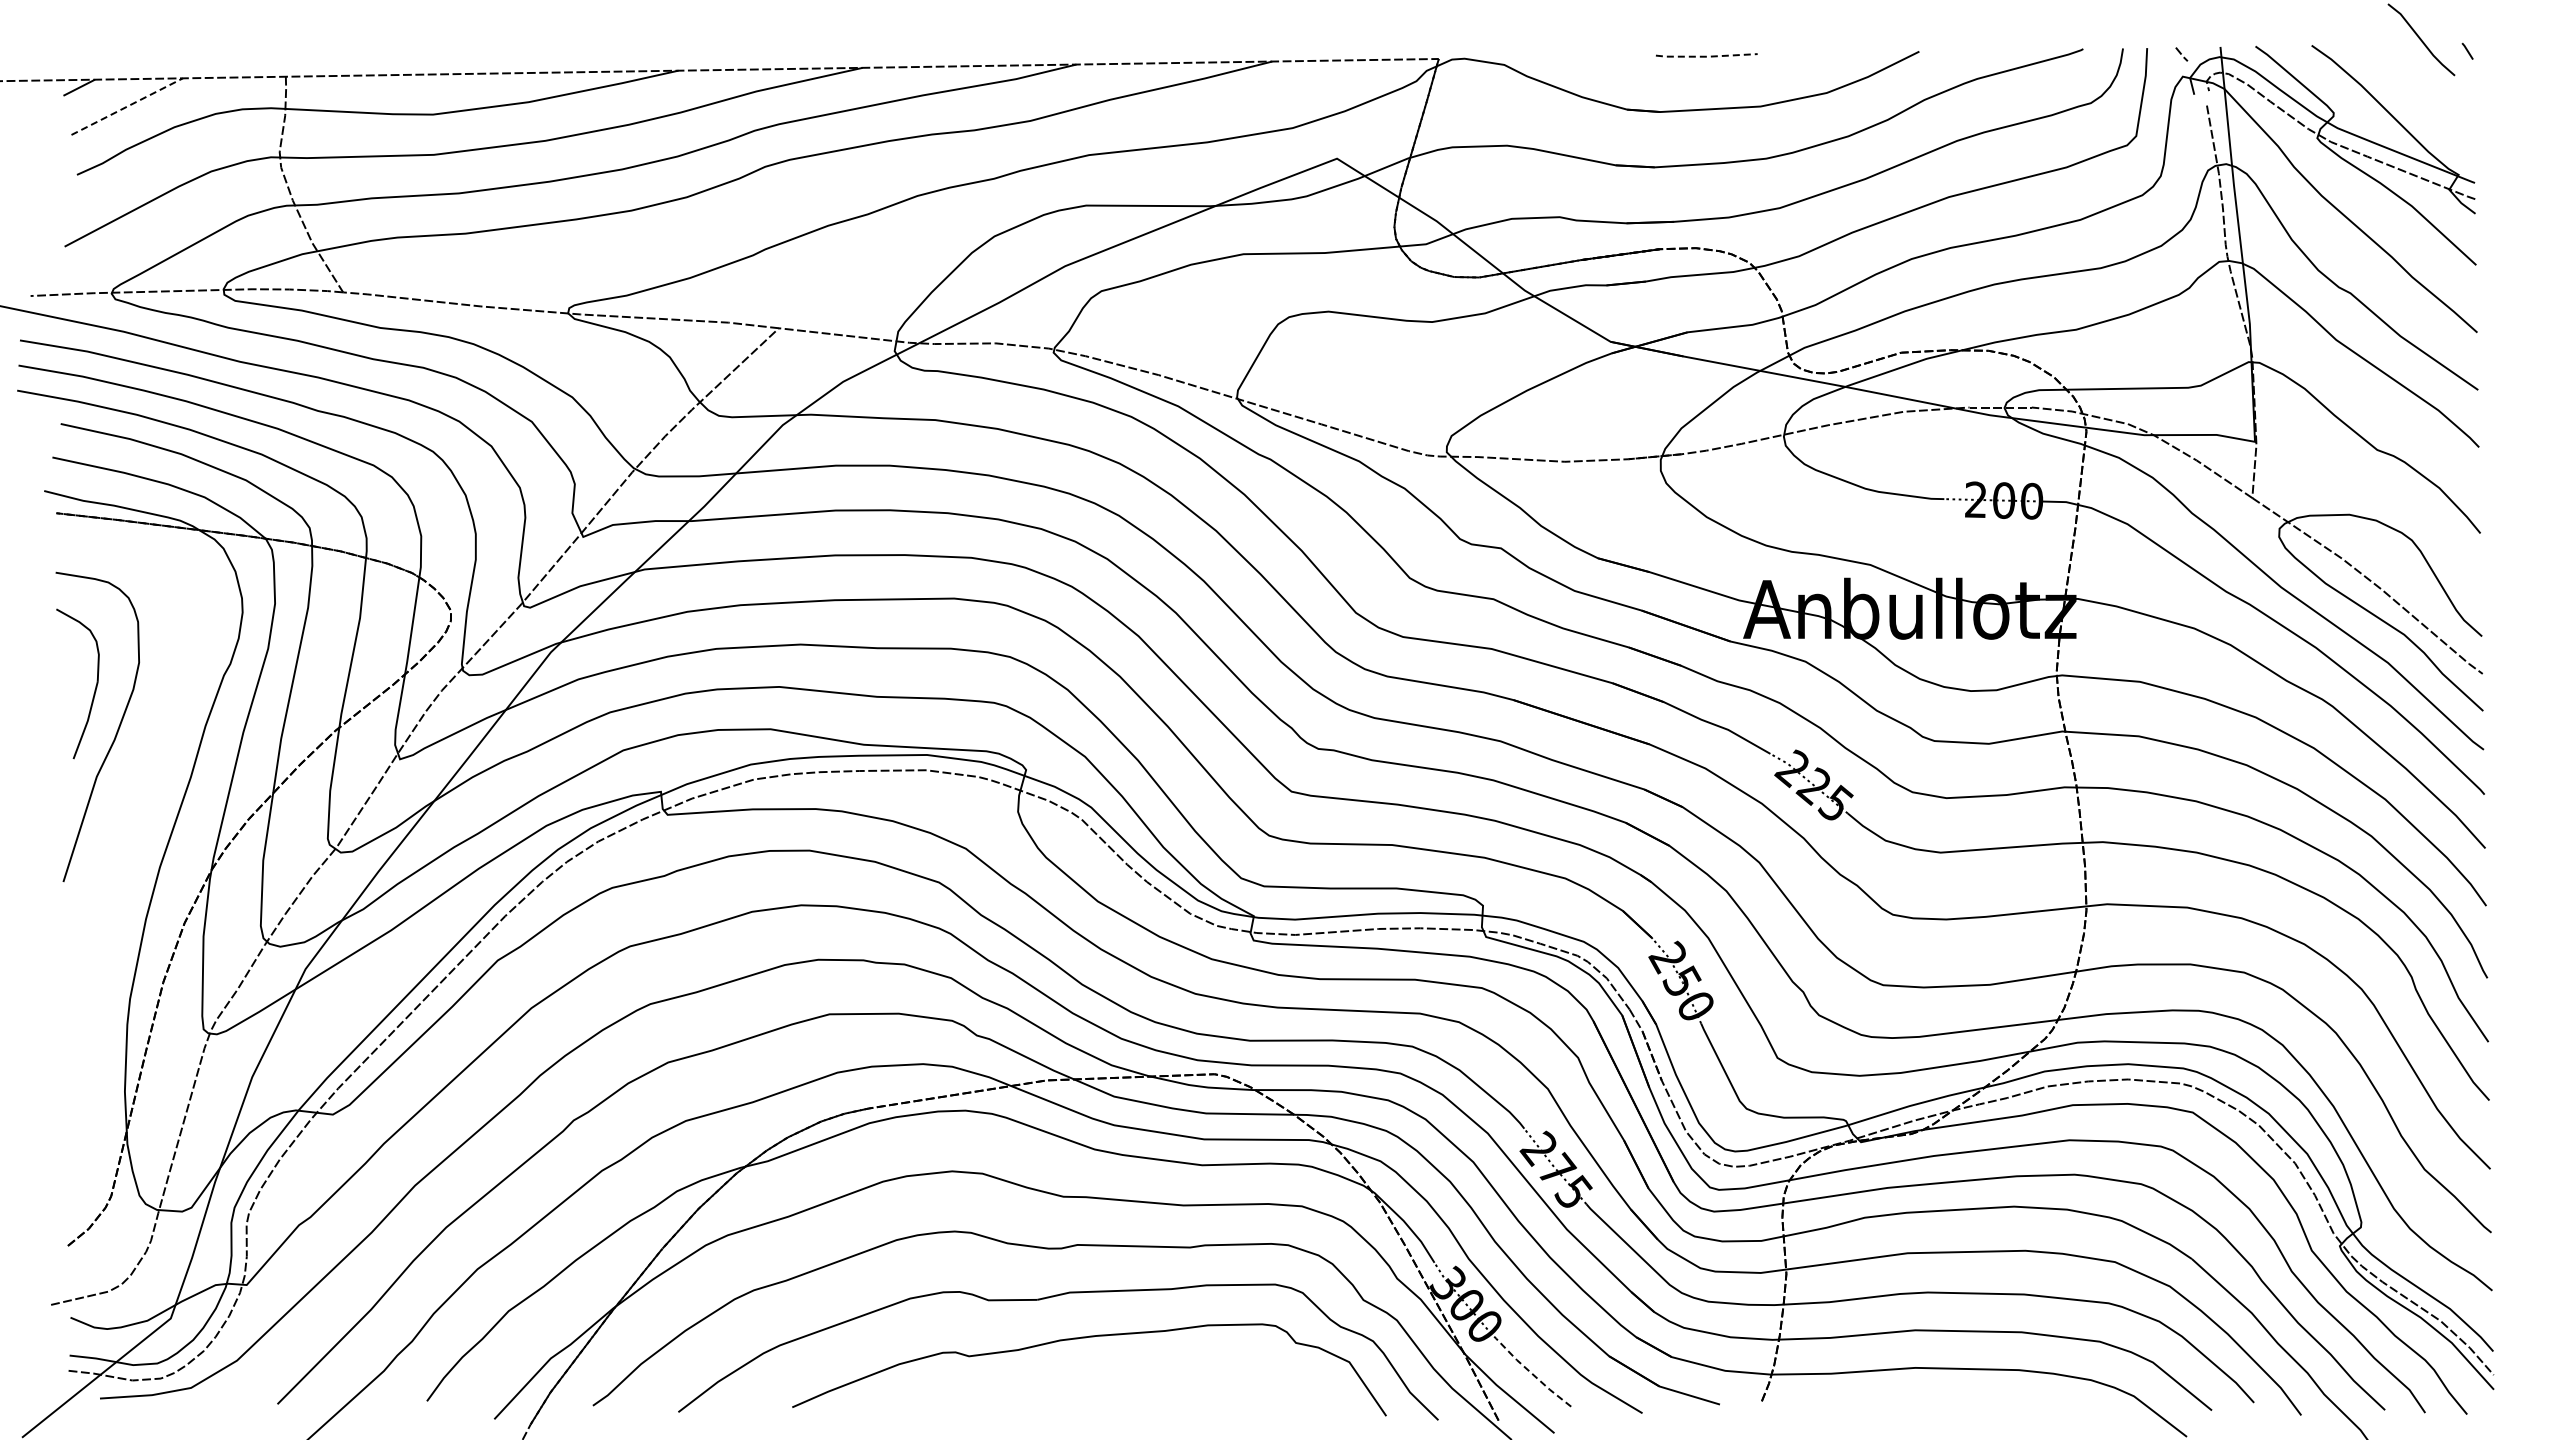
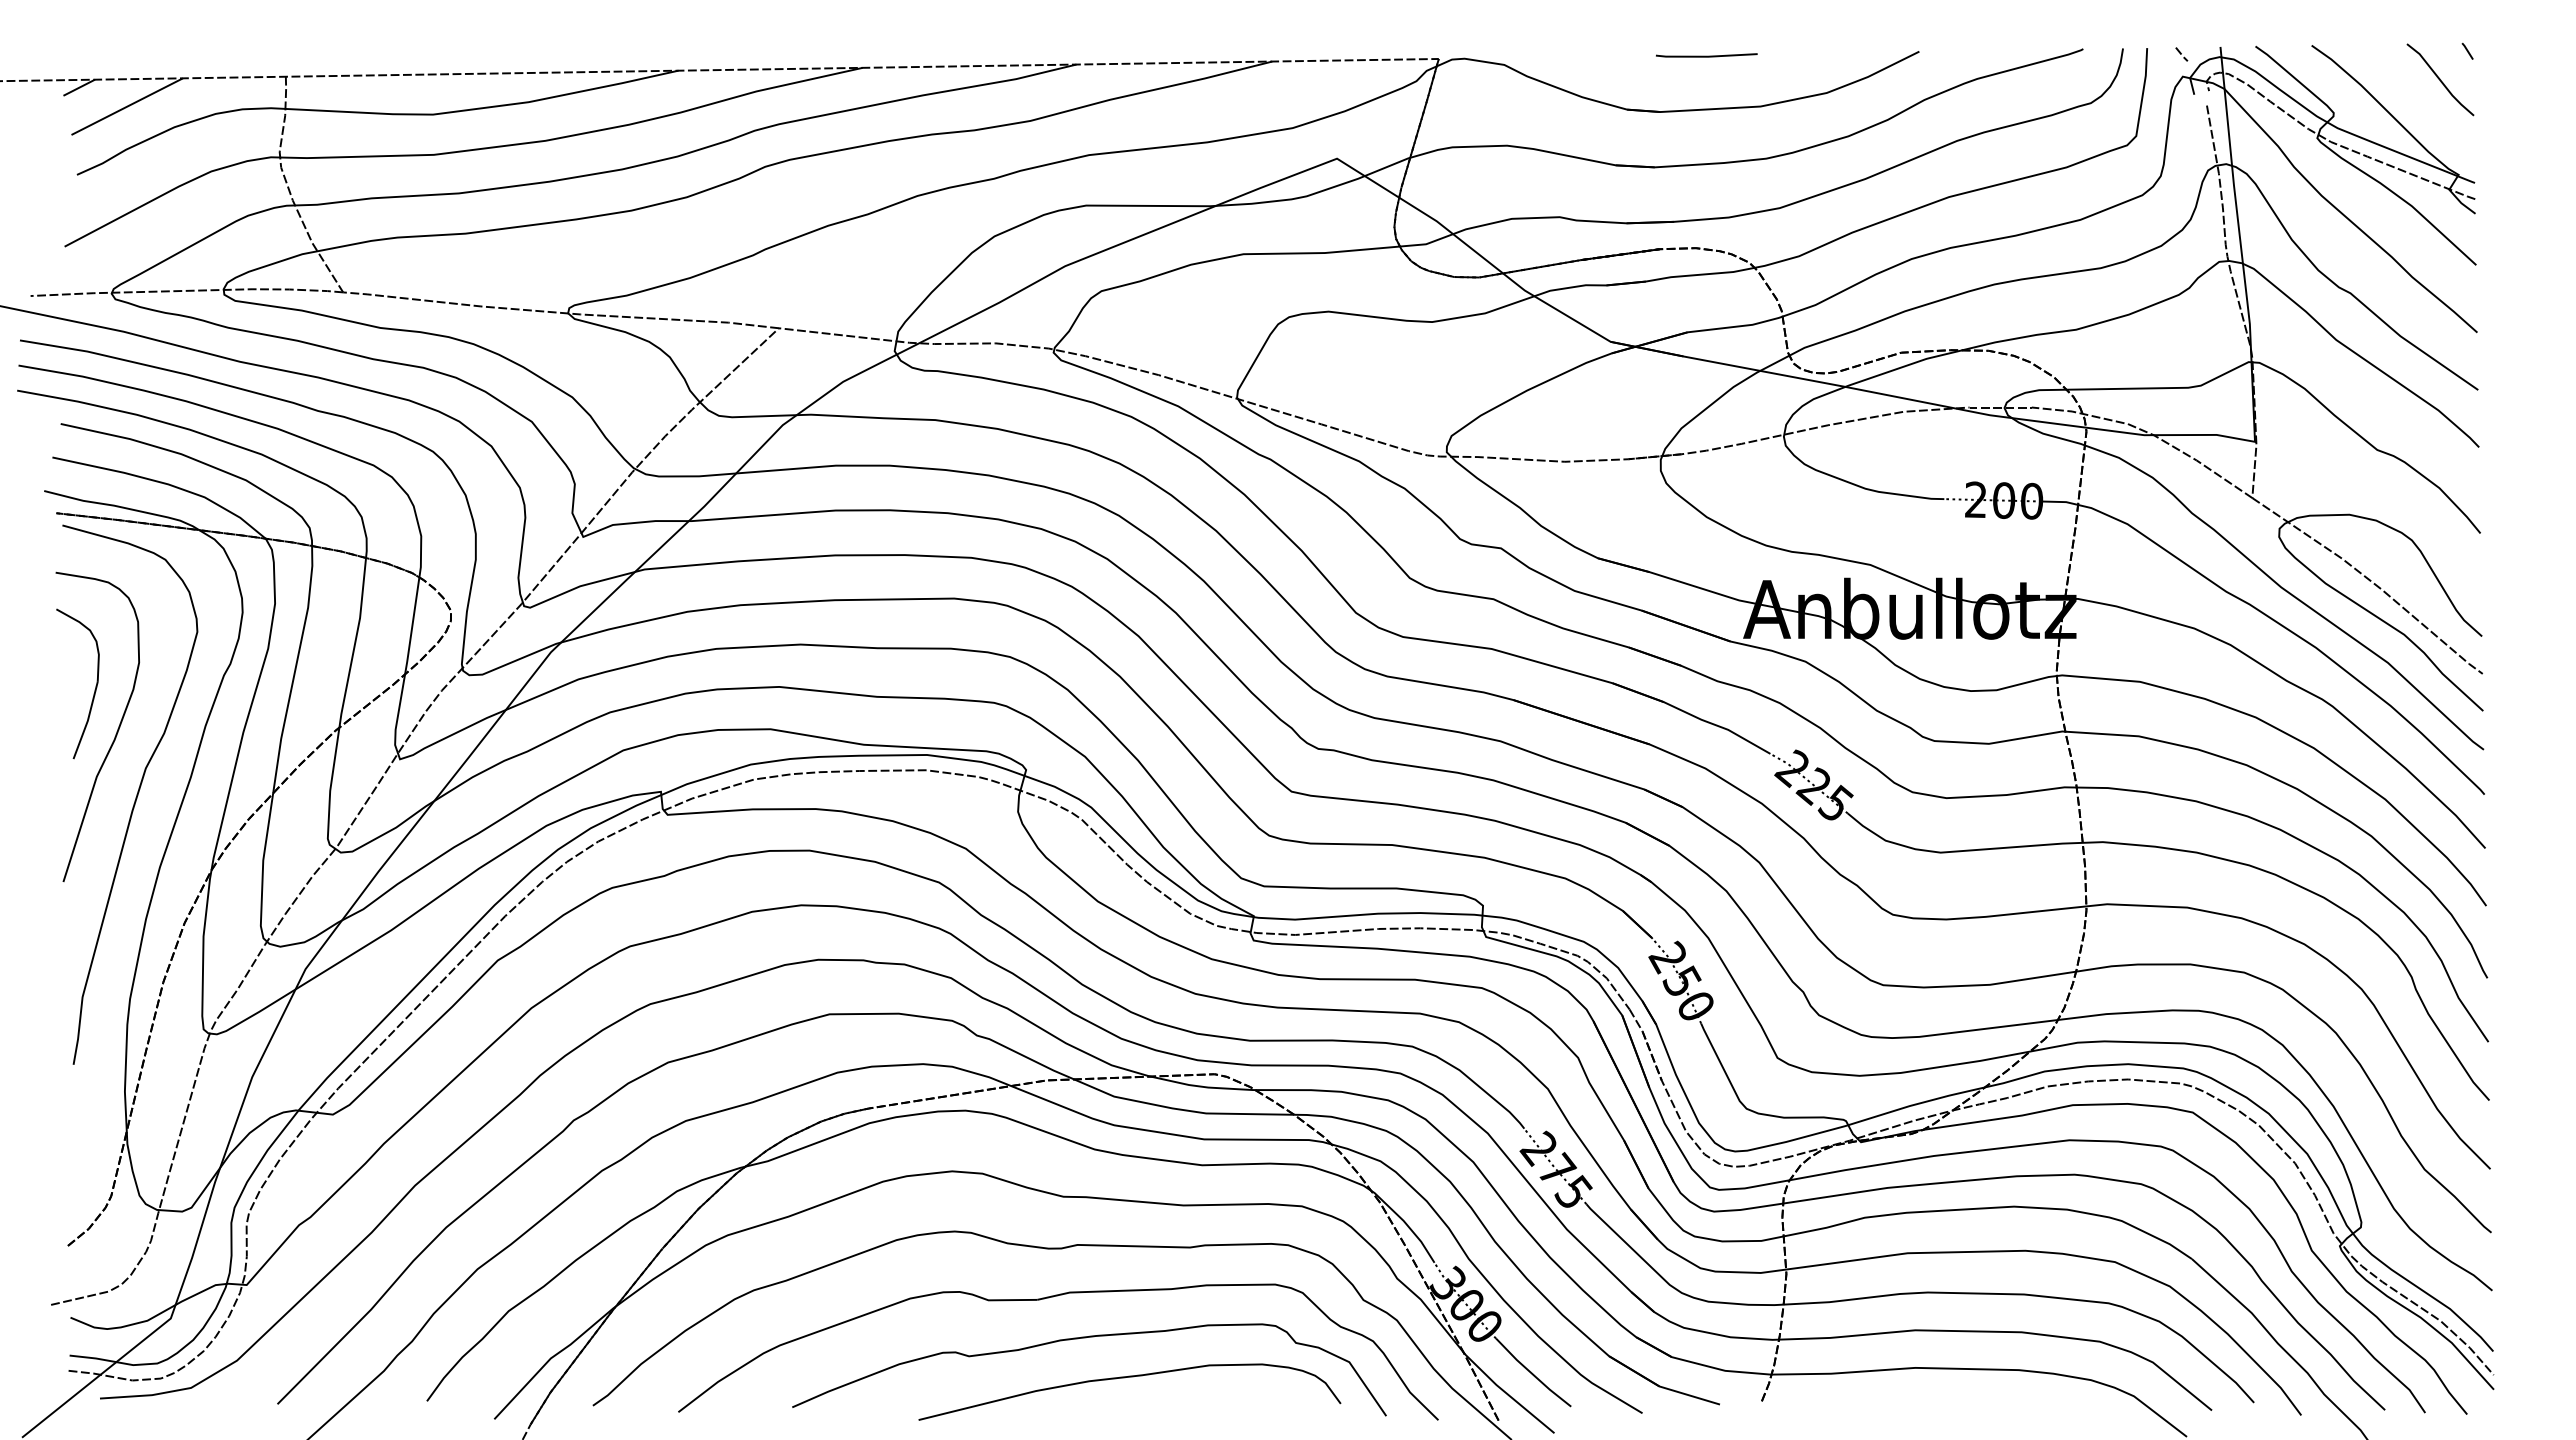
line position: (2421, 39) -> (2440, 79) (2440, 79)
line: dashed -> solid (1706, 56)
line: dashed -> solid (127, 106)
curve: none -> present (135, 797)
line: dashed -> solid (1532, 1373)
curve: none -> present (1125, 1378)
